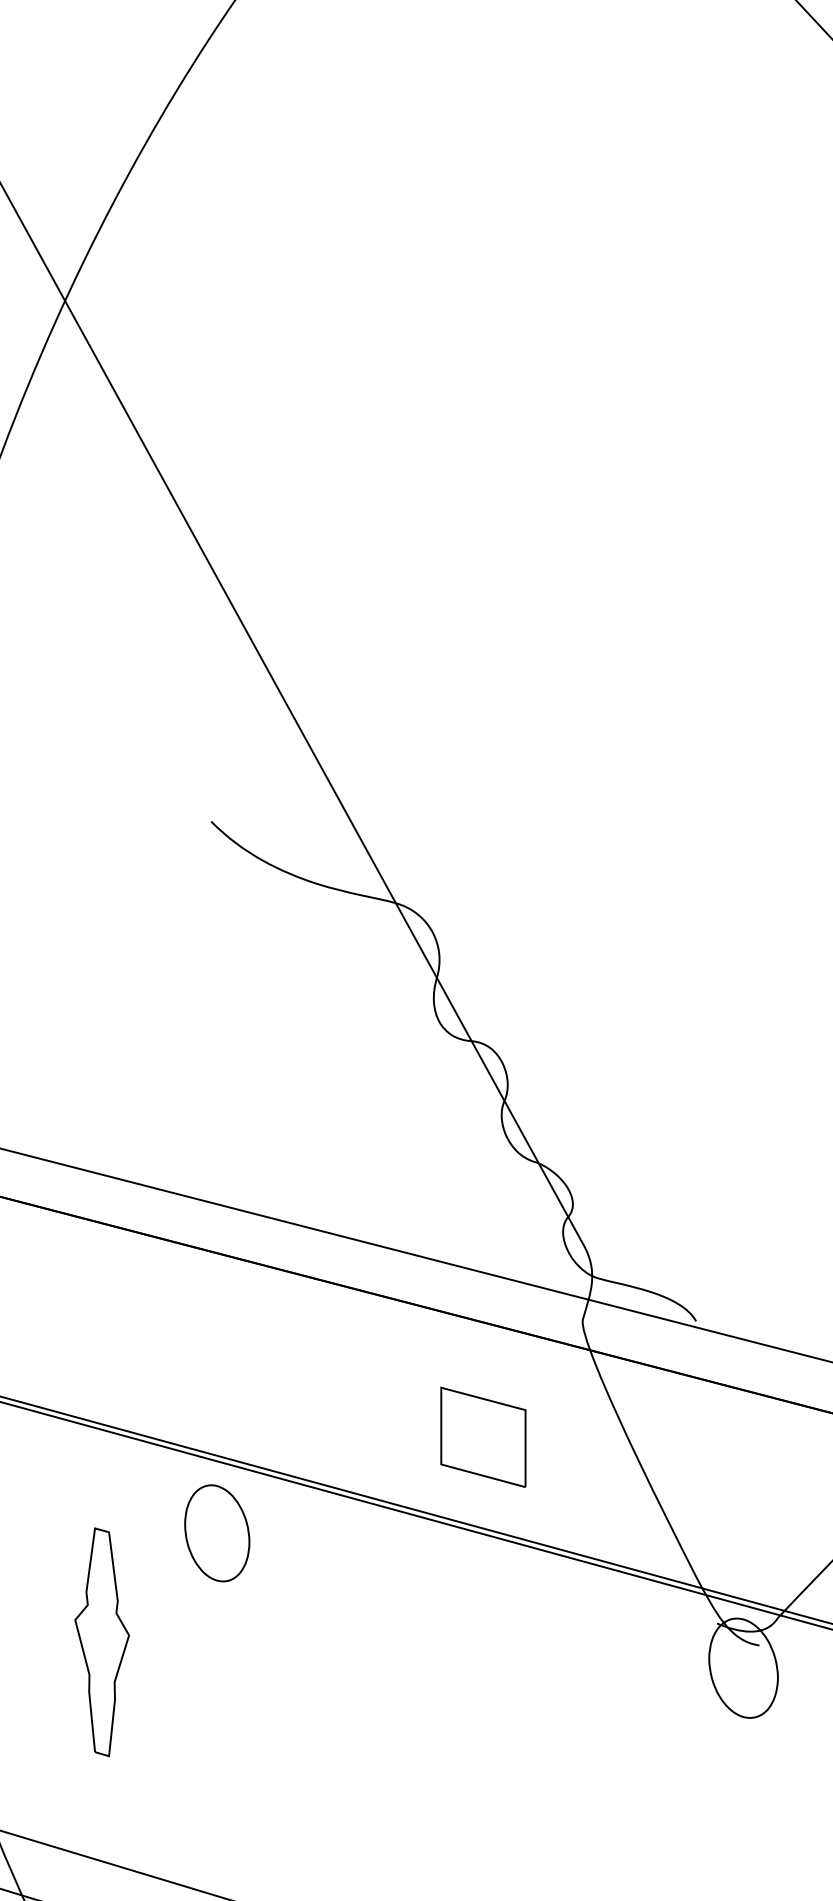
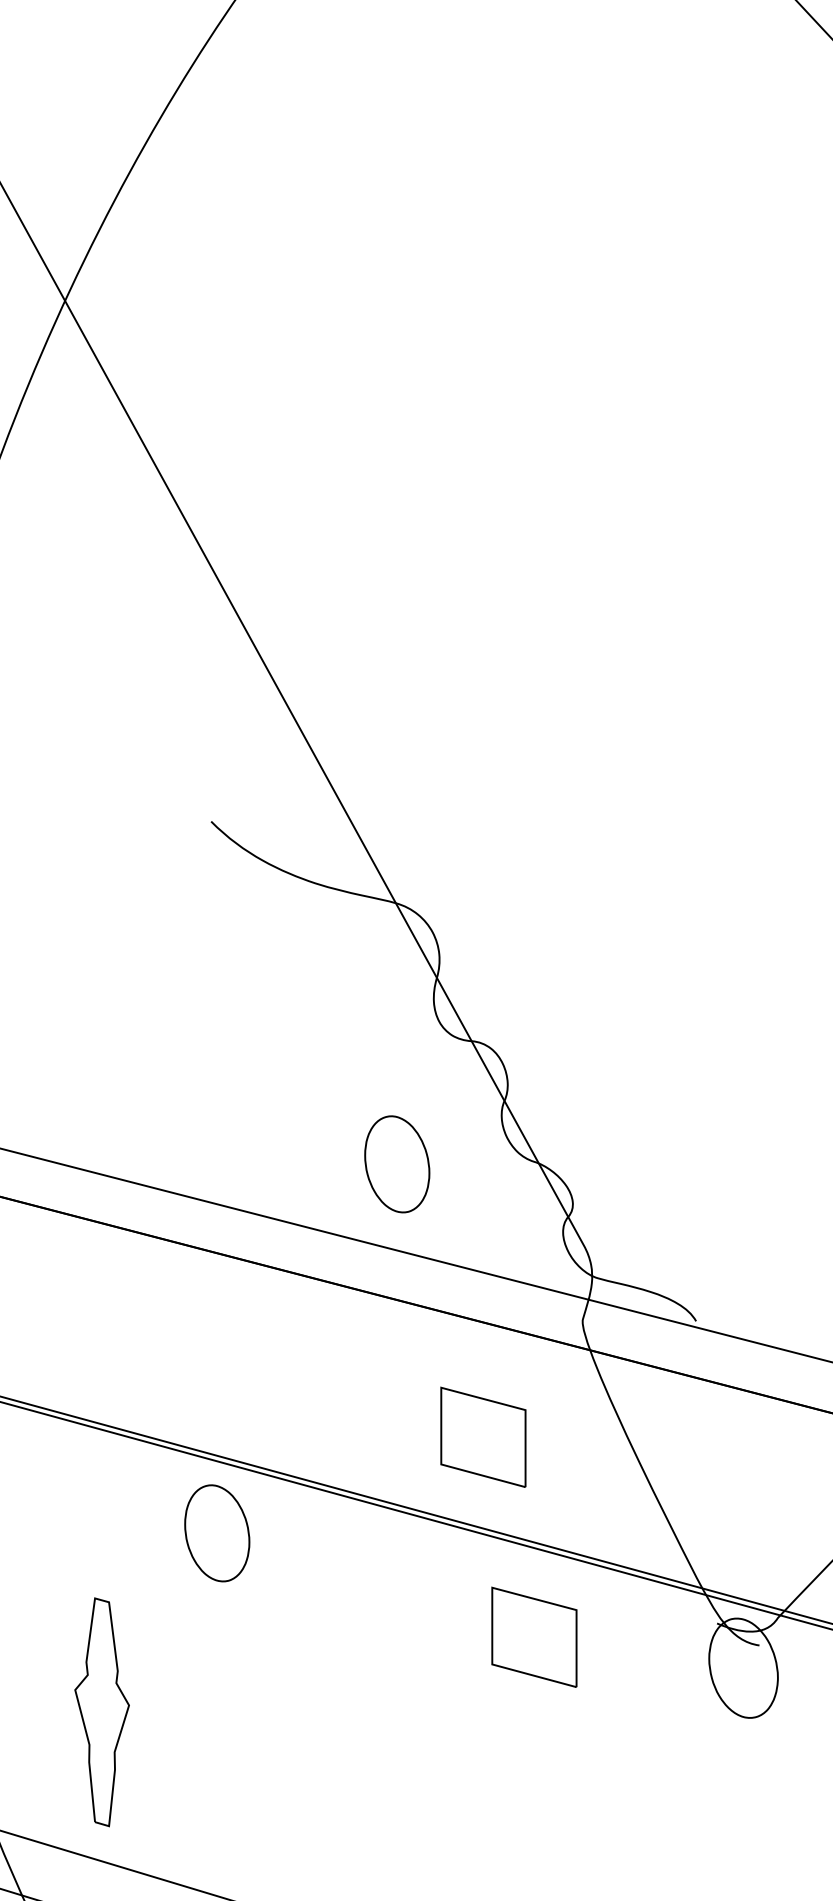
part: none -> present (397, 1164)
part: none -> present (534, 1636)
part position: (101, 1642) -> (101, 1712) (101, 1712)
